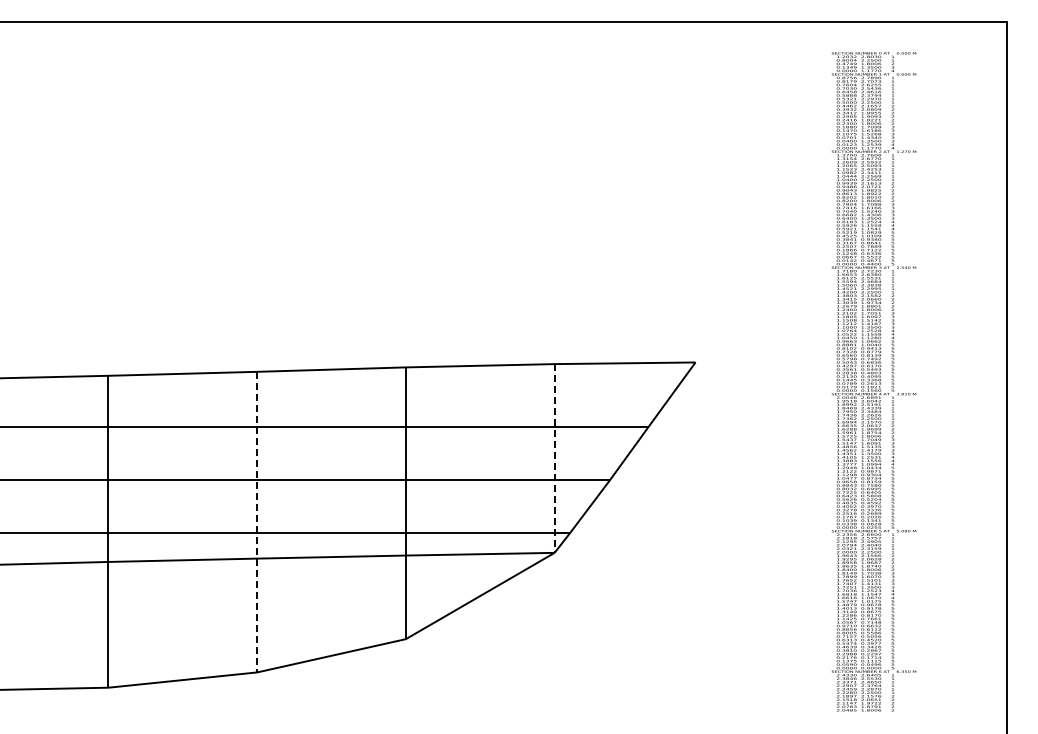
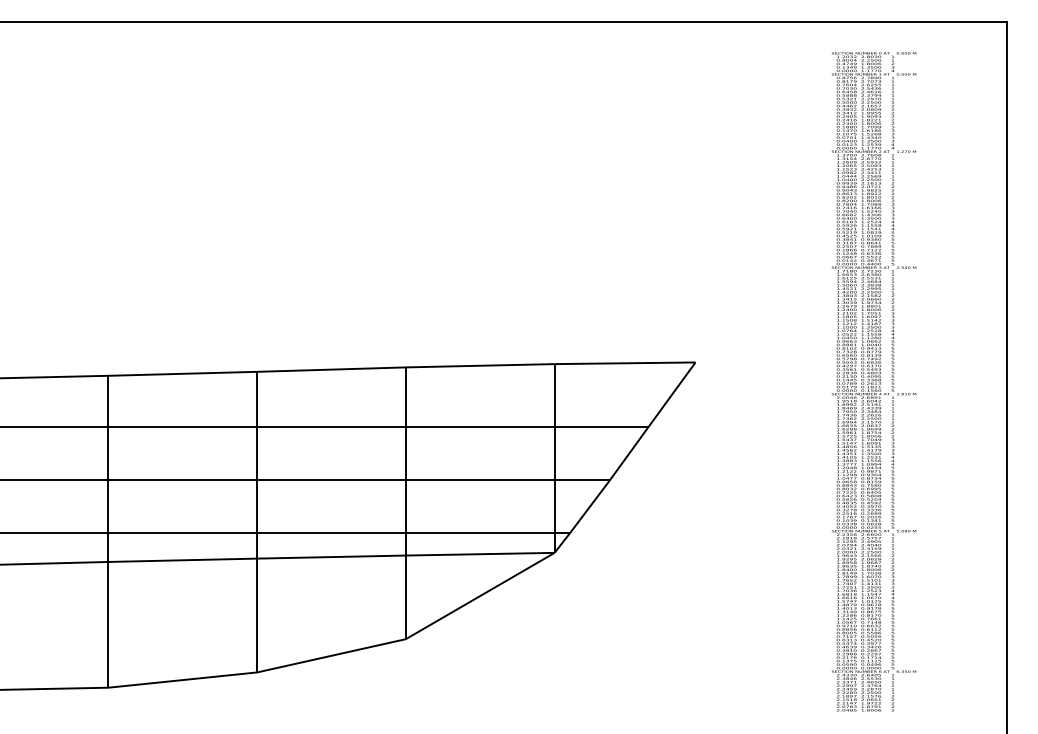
line: dashed -> solid (554, 458)
line: dashed -> solid (257, 522)
